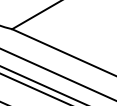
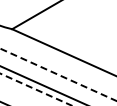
line: solid -> dashed (58, 75)
line: solid -> dashed (36, 89)
